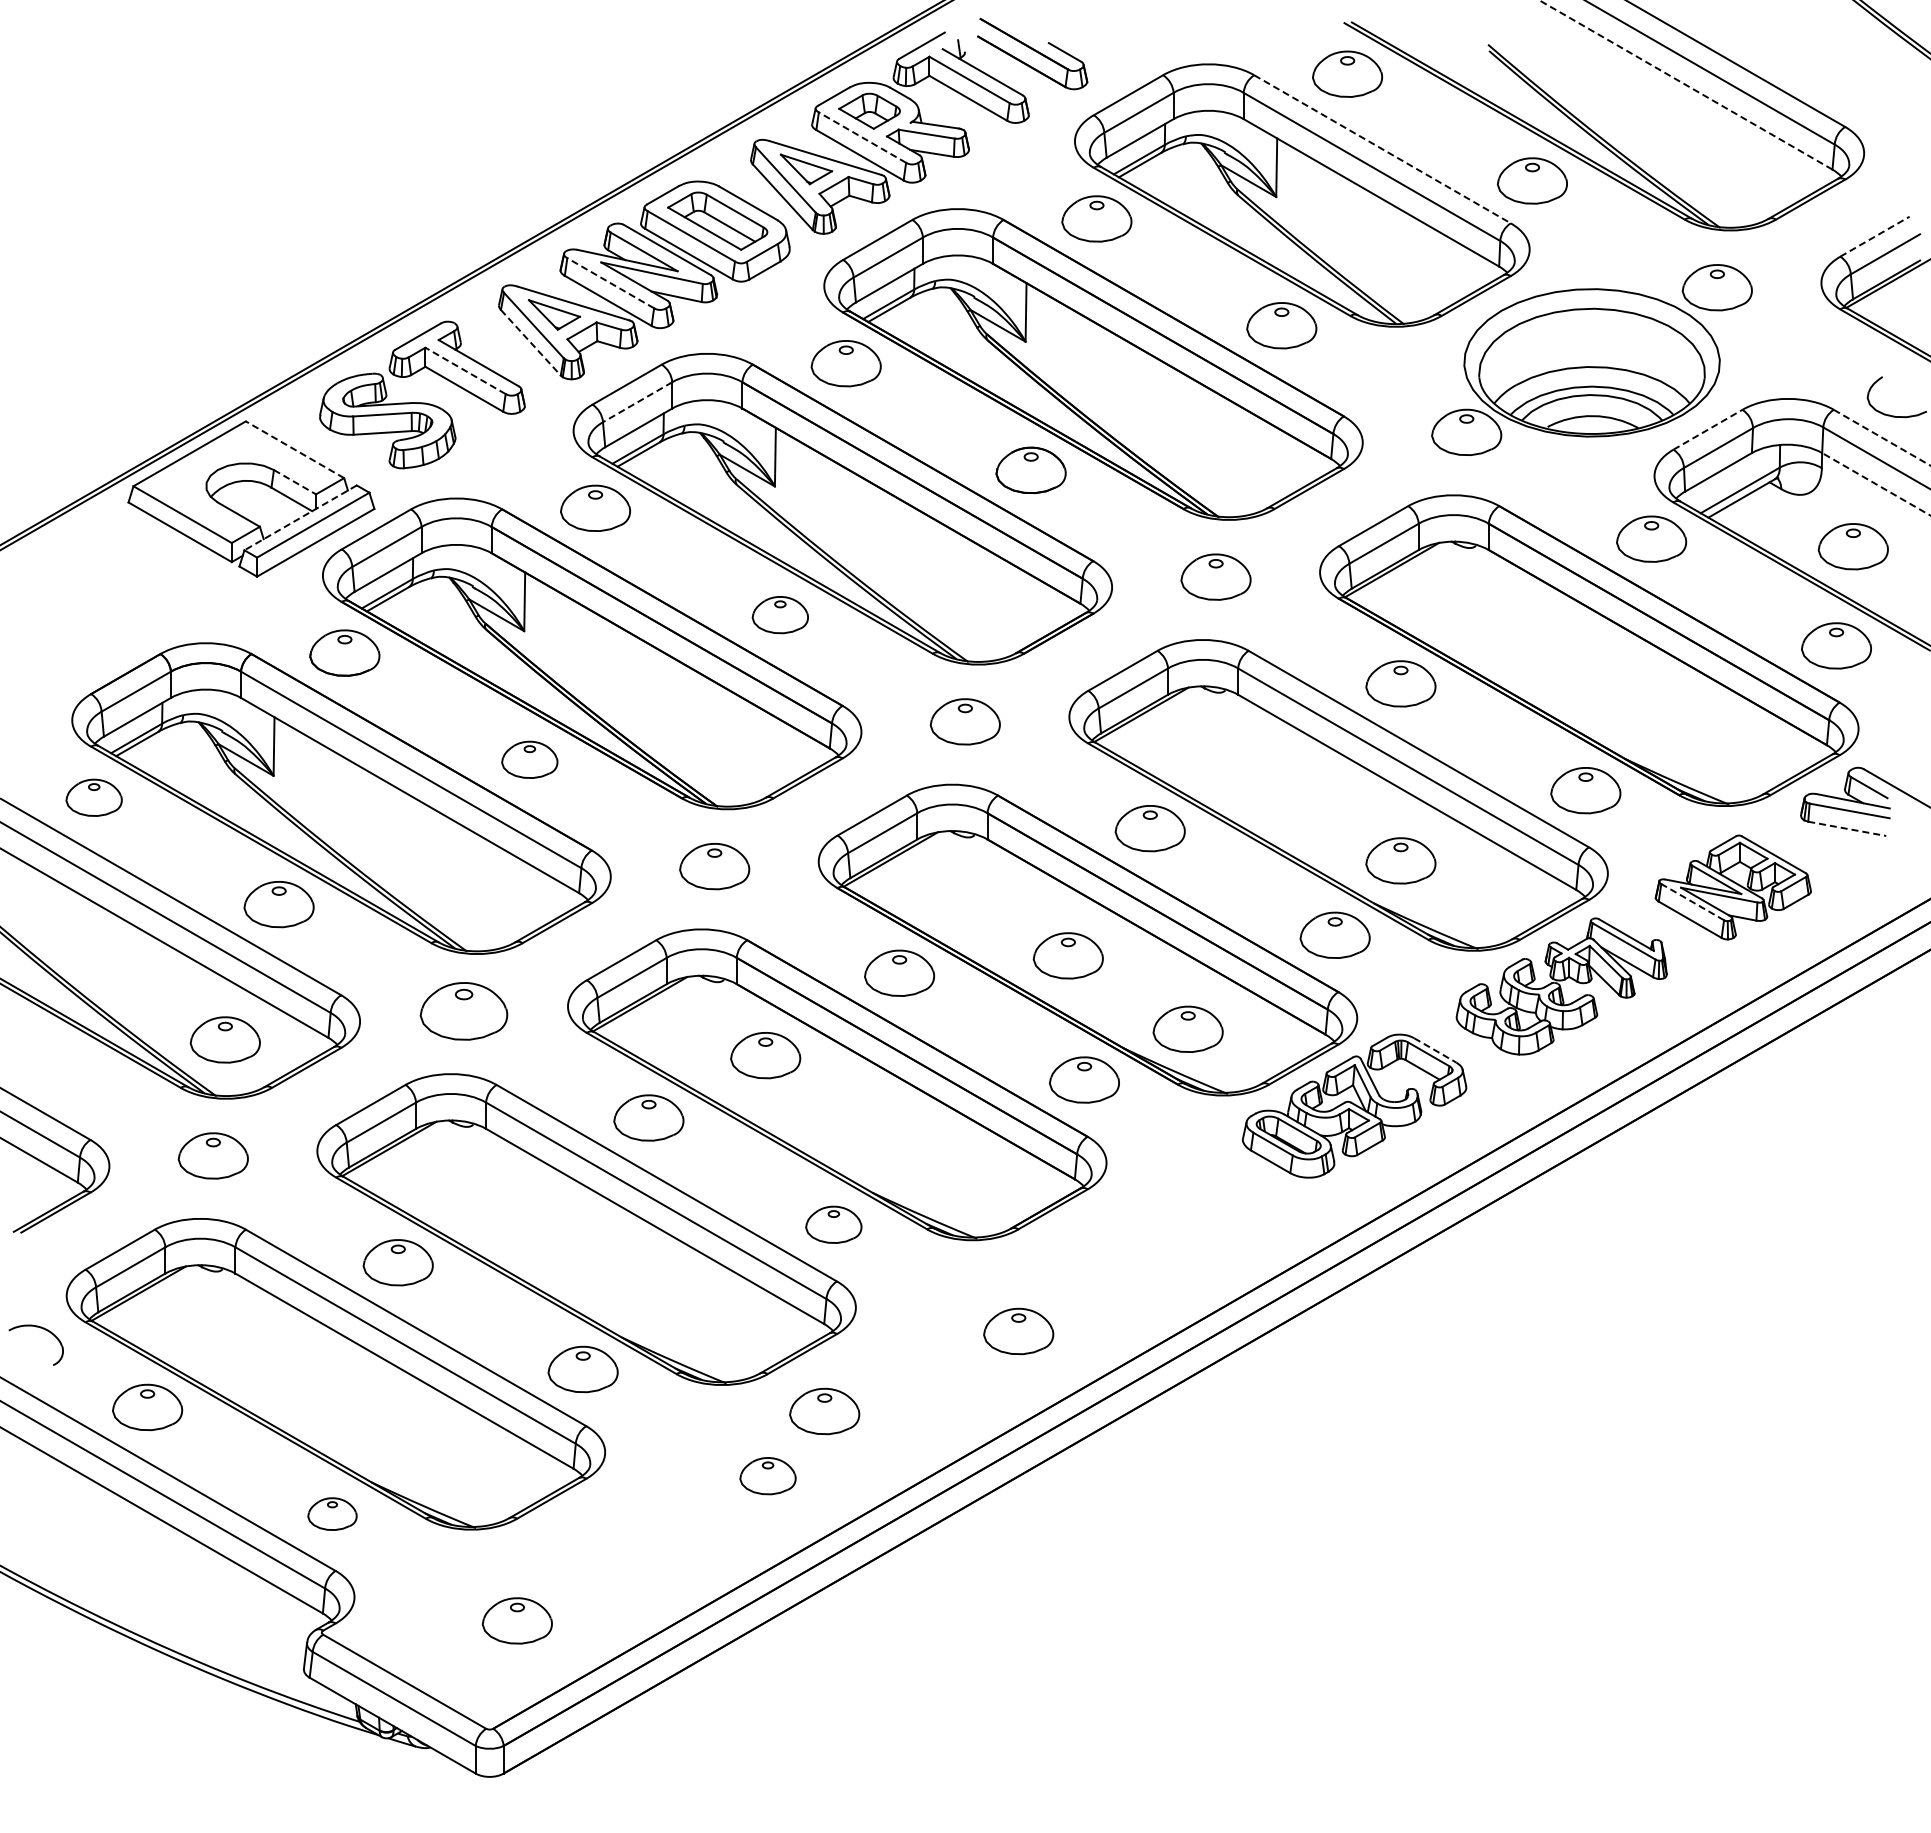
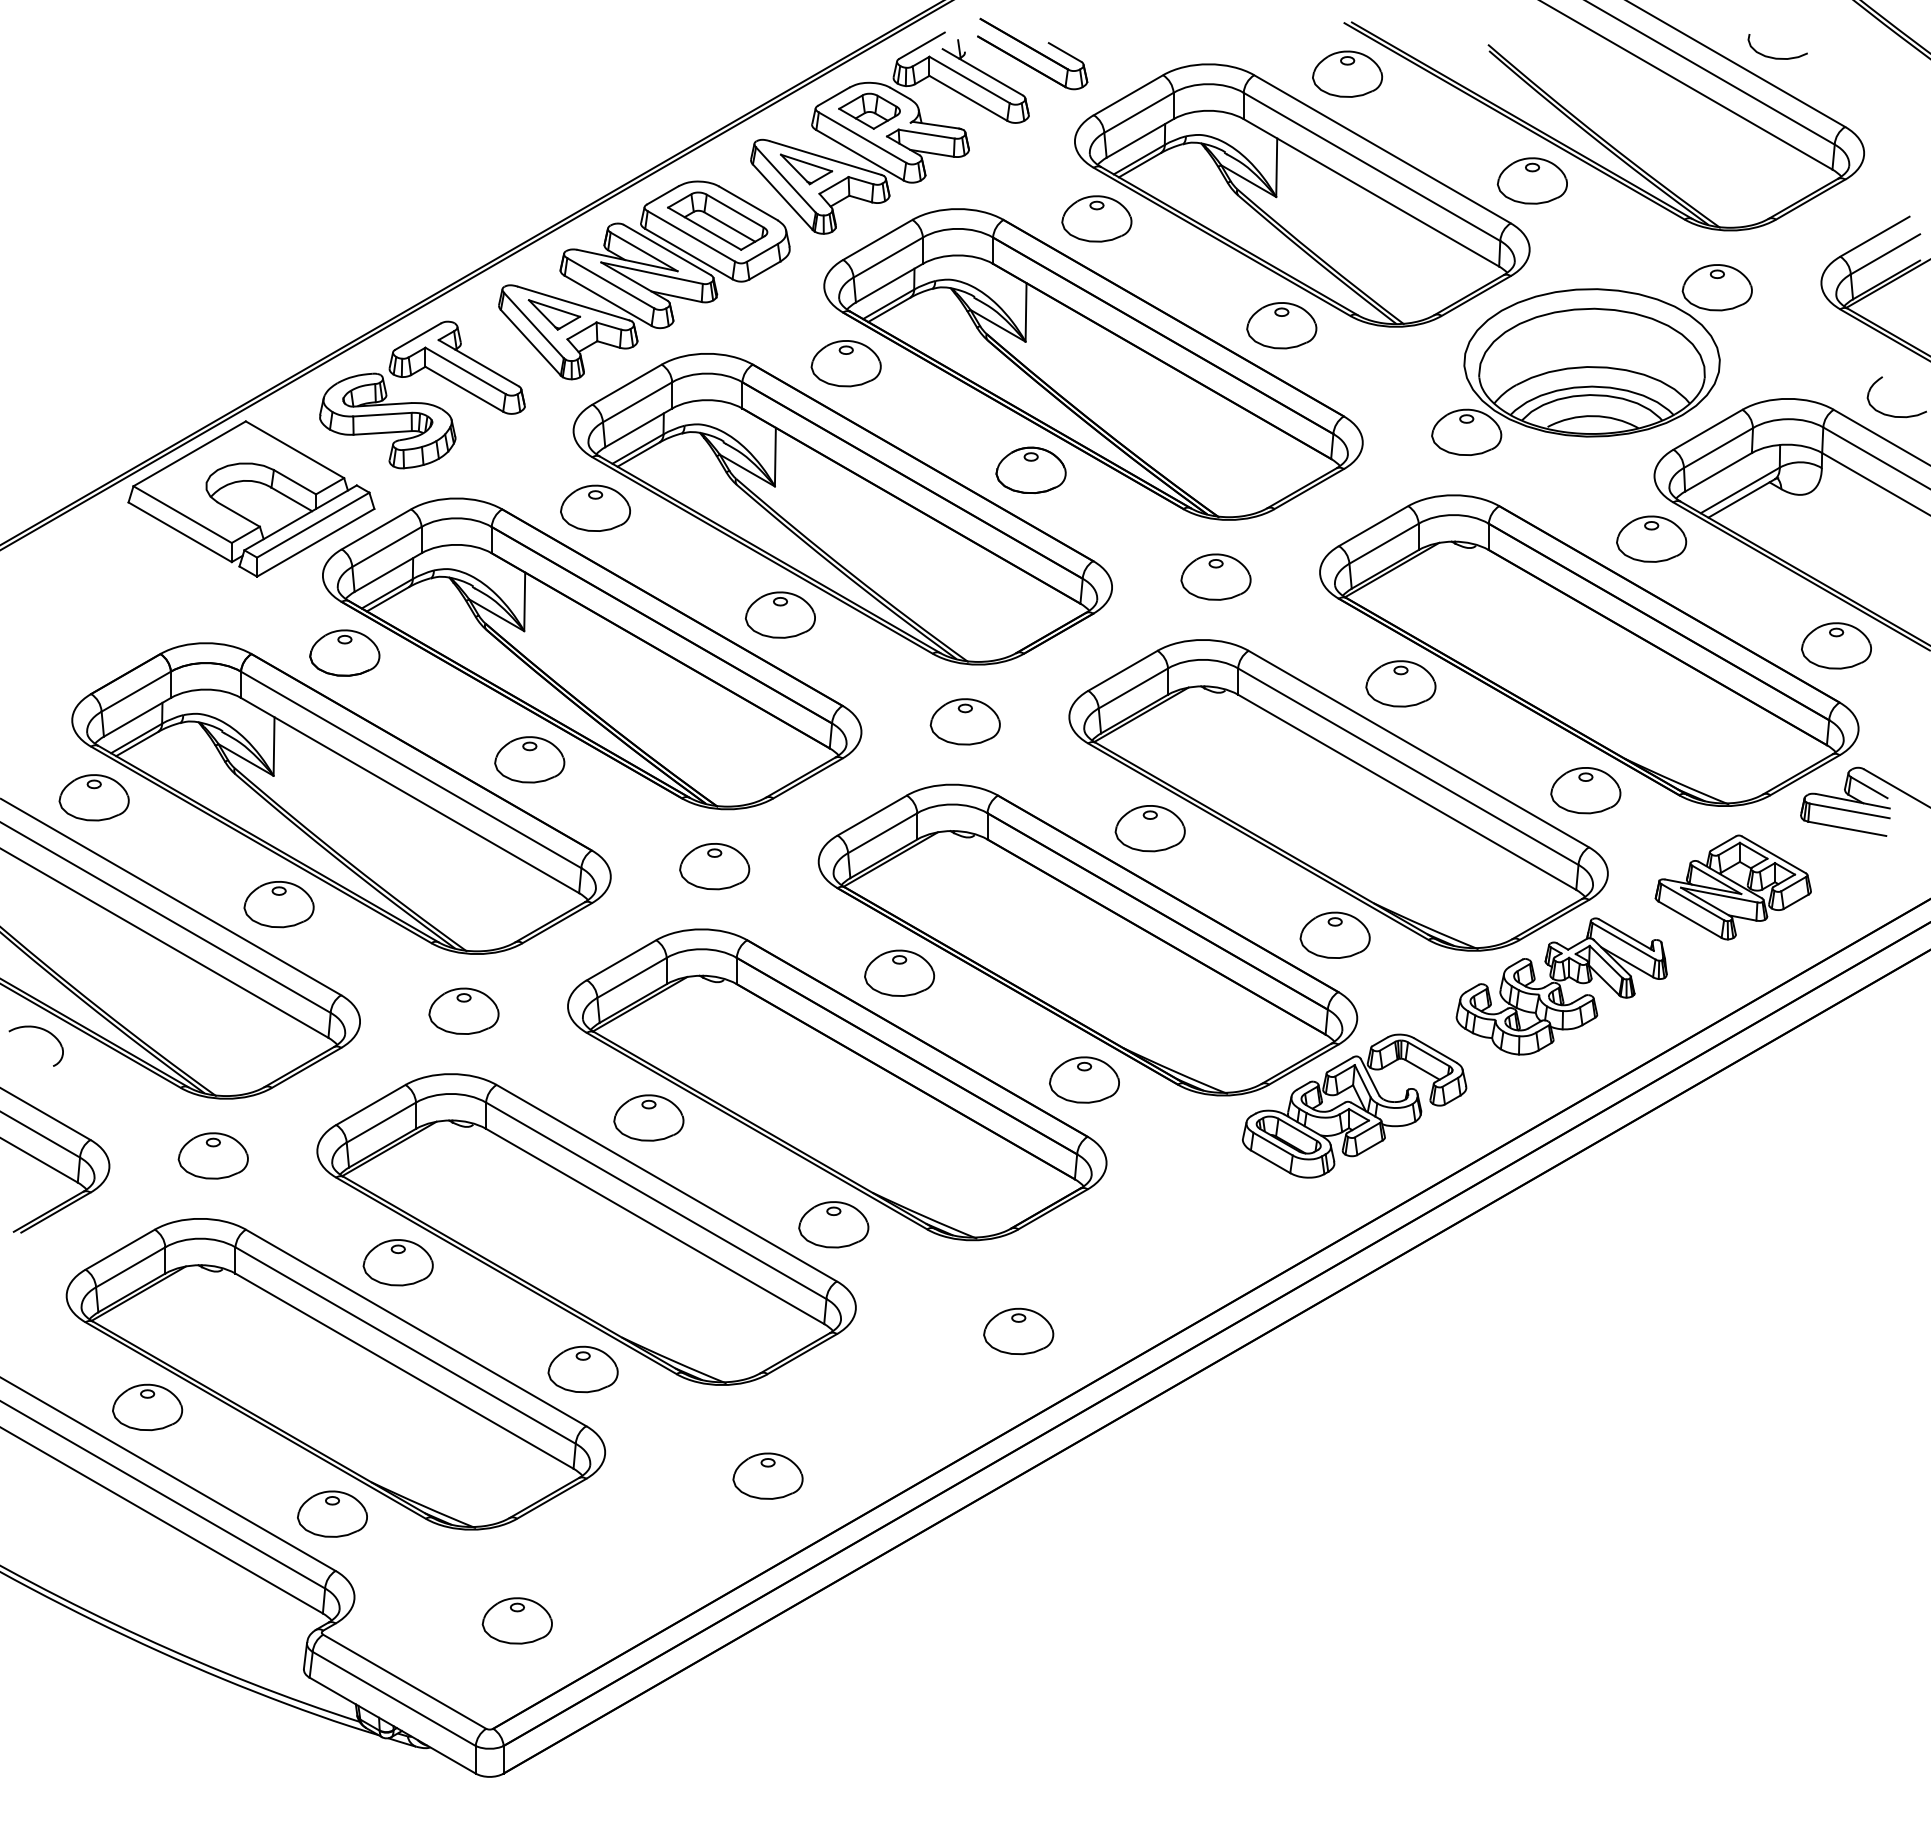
curve: none -> present (1777, 57)
line: dashed -> solid (1685, 84)
line: dashed -> solid (862, 137)
line: dashed -> solid (1383, 149)
line: dashed -> solid (1875, 236)
line: dashed -> solid (610, 282)
line: dashed -> solid (531, 343)
line: dashed -> solid (465, 370)
line: dashed -> solid (637, 402)
line: dashed -> solid (1707, 429)
line: dashed -> solid (1882, 437)
line: dashed -> solid (295, 449)
line: dashed -> solid (295, 482)
line: dashed -> solid (1875, 484)
line: dashed -> solid (300, 517)
part: present -> none (1852, 546)
part size: 58x39 px -> 72x48 px (779, 614)
part size: 58x39 px -> 72x48 px (529, 759)
part size: 58x39 px -> 72x48 px (93, 797)
line: dashed -> solid (1847, 828)
part: present -> none (1400, 860)
line: dashed -> solid (1692, 901)
part: present -> none (1067, 955)
part size: 90x59 px -> 72x48 px (463, 1010)
part: present -> none (1187, 1028)
part: present -> none (224, 1039)
line: dashed -> solid (1435, 1050)
part: present -> none (765, 1055)
part size: 58x39 px -> 72x48 px (833, 1224)
part position: (40, 1328) -> (40, 1029) (40, 1029)
part: present -> none (824, 1411)
part size: 58x39 px -> 72x48 px (767, 1475)
part size: 51x34 px -> 71x48 px (332, 1513)
